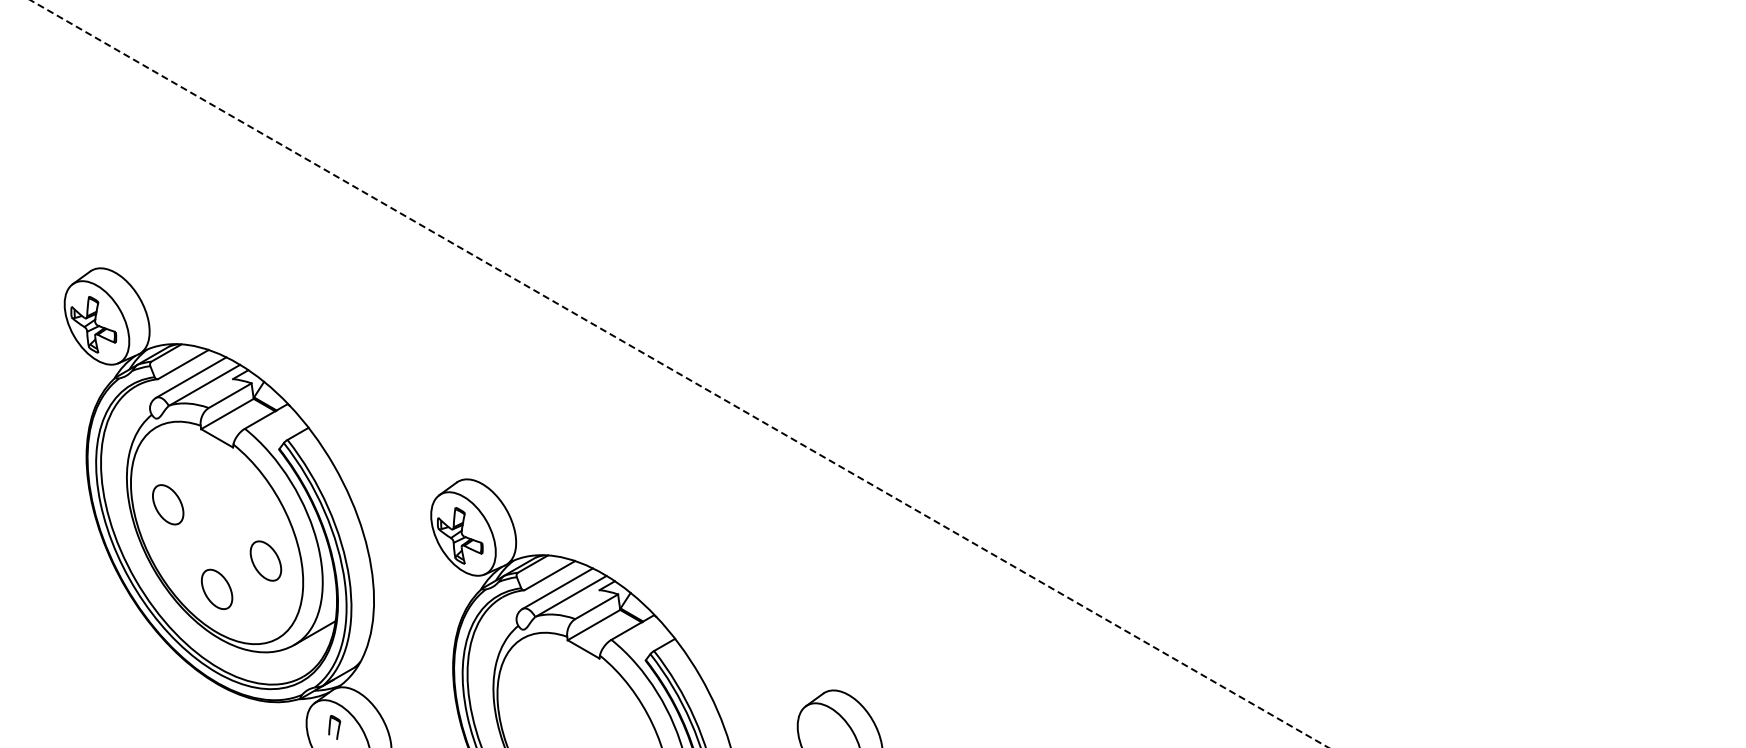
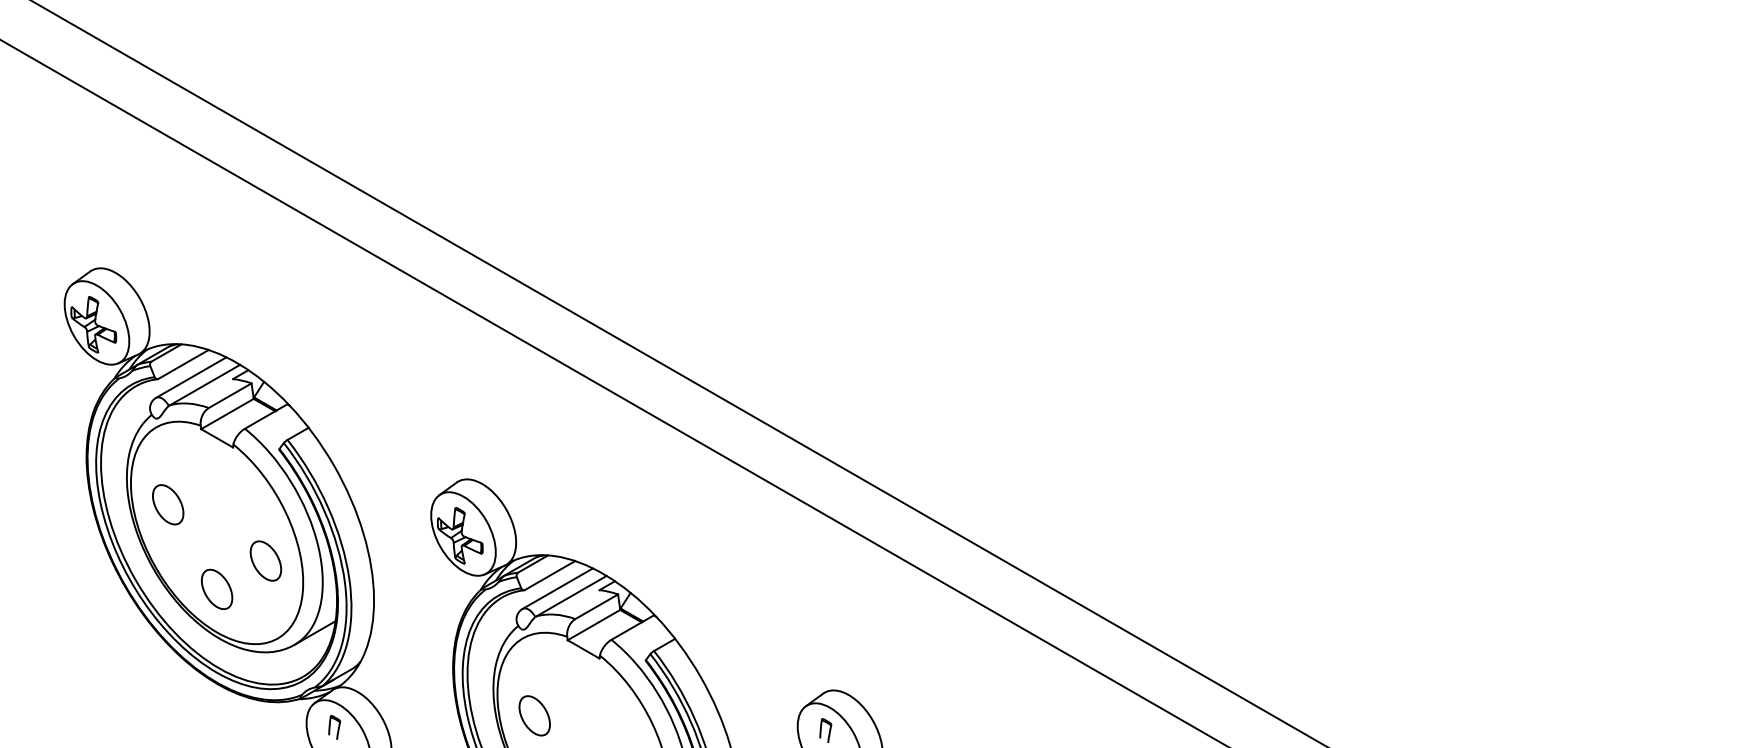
line: dashed -> solid (679, 373)
line: none -> present (613, 392)
part: none -> present (534, 715)
part: none -> present (825, 730)
